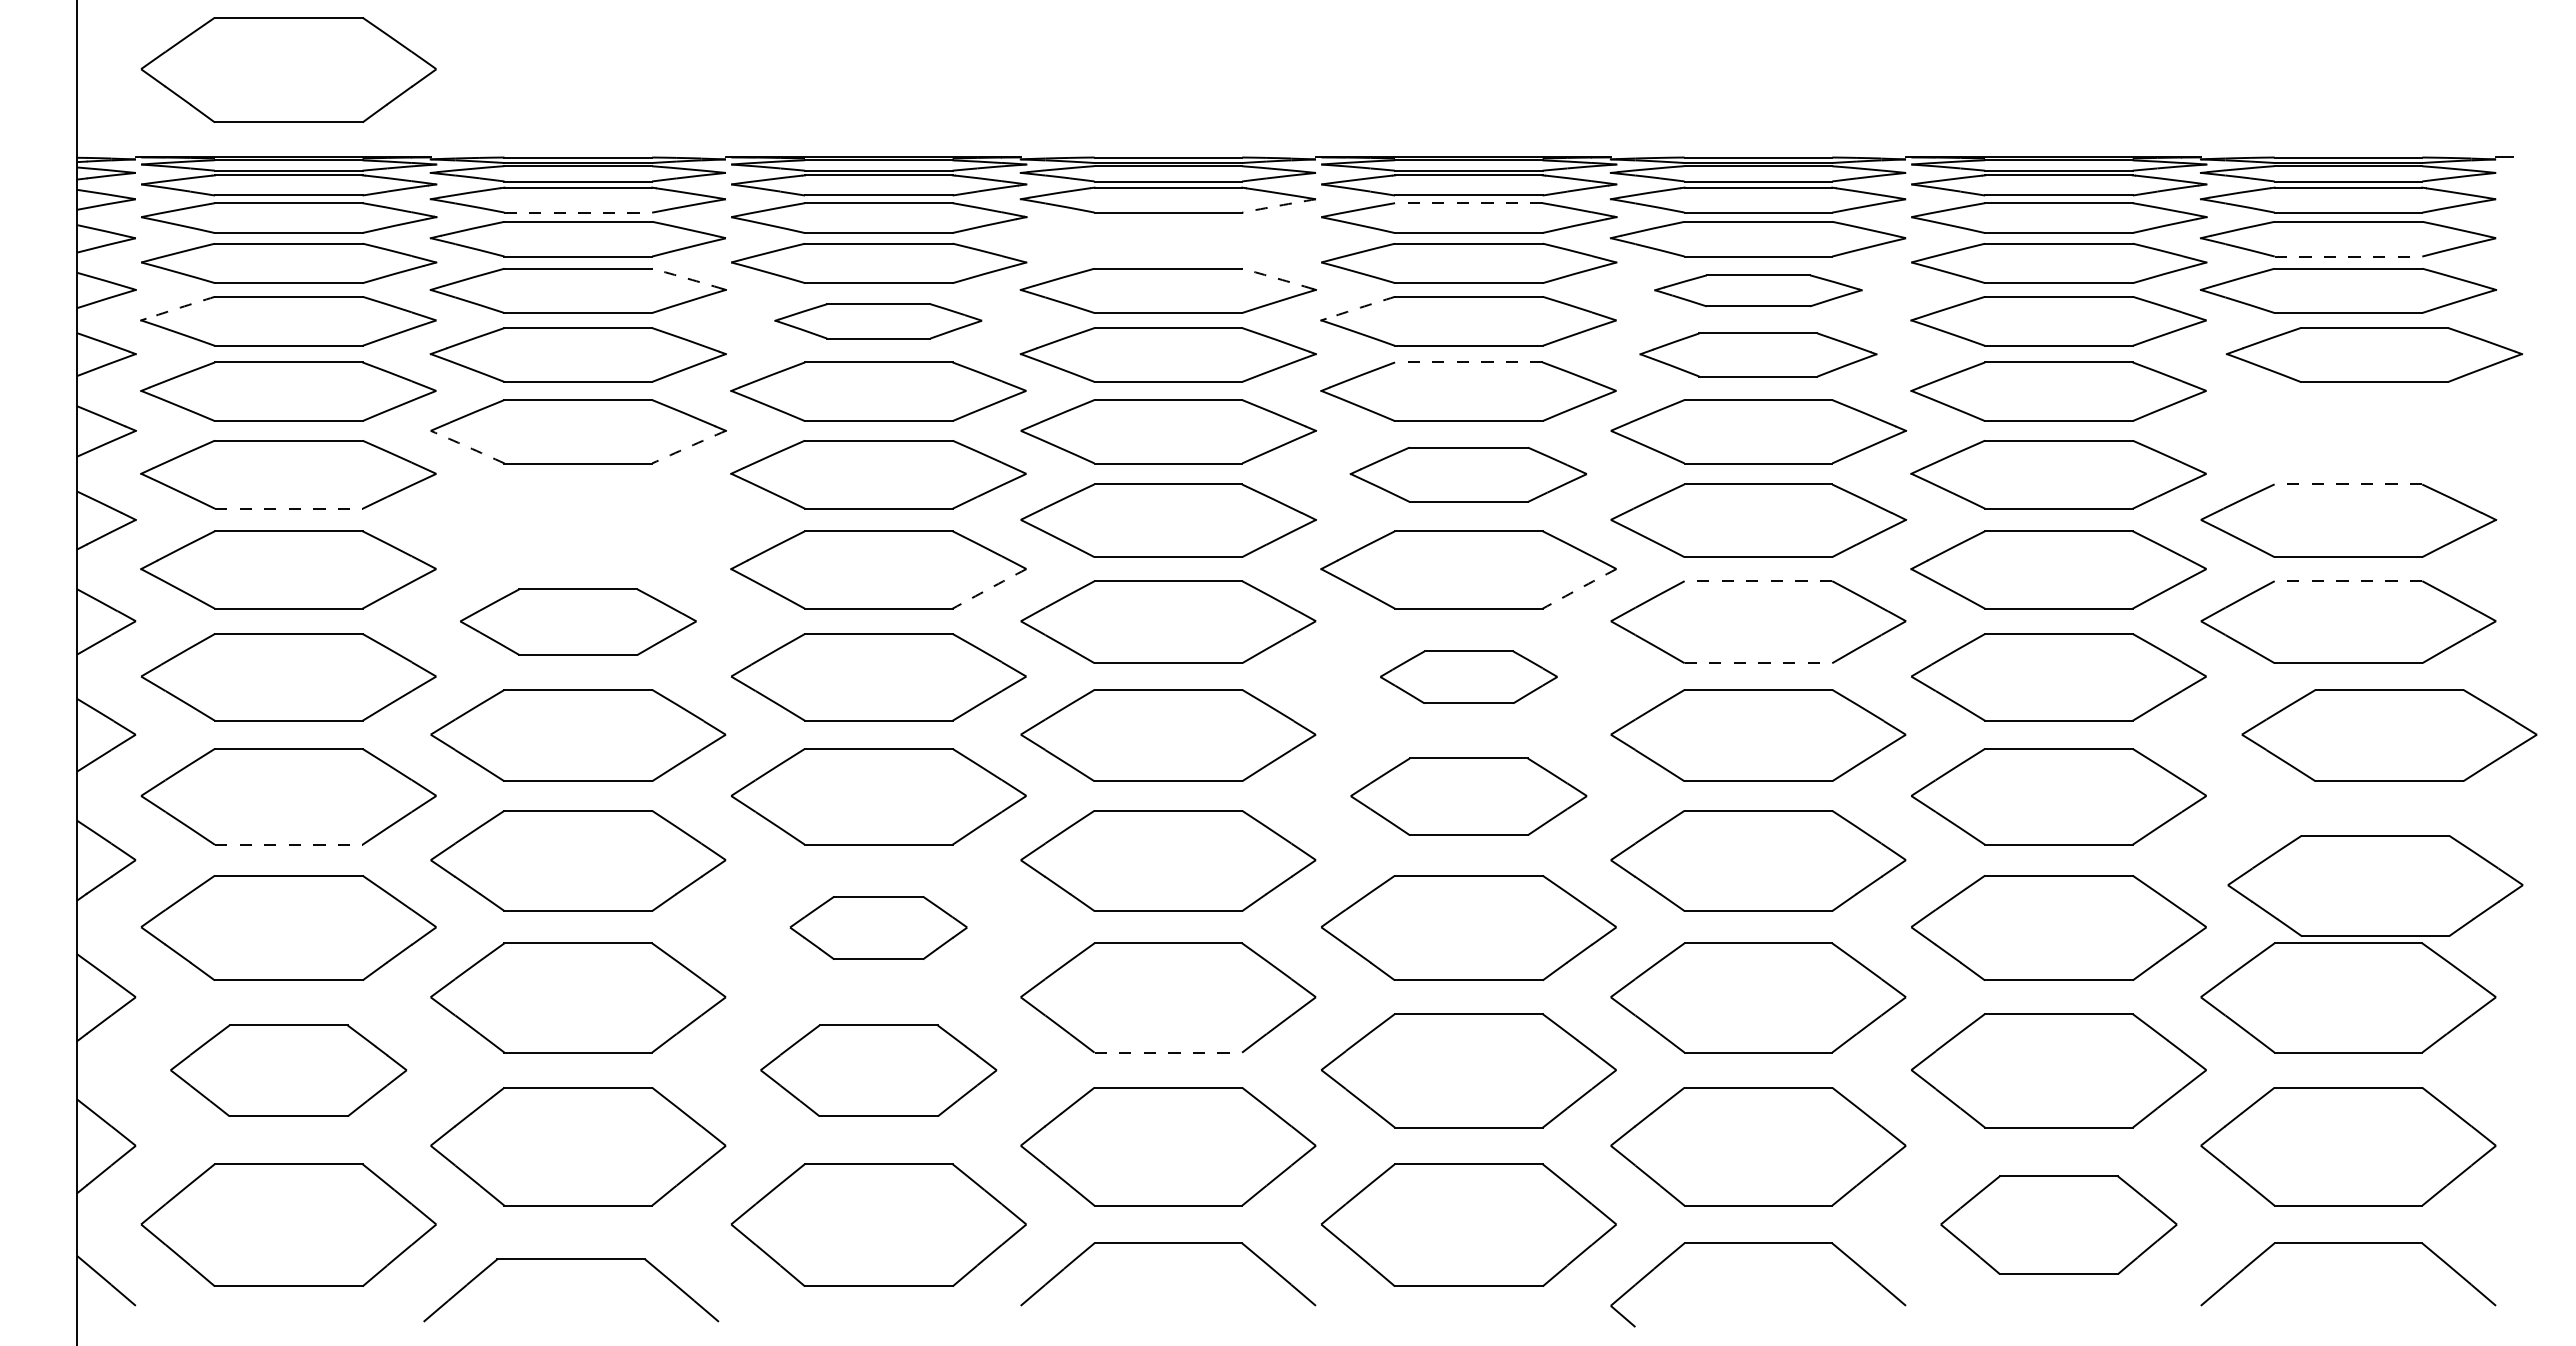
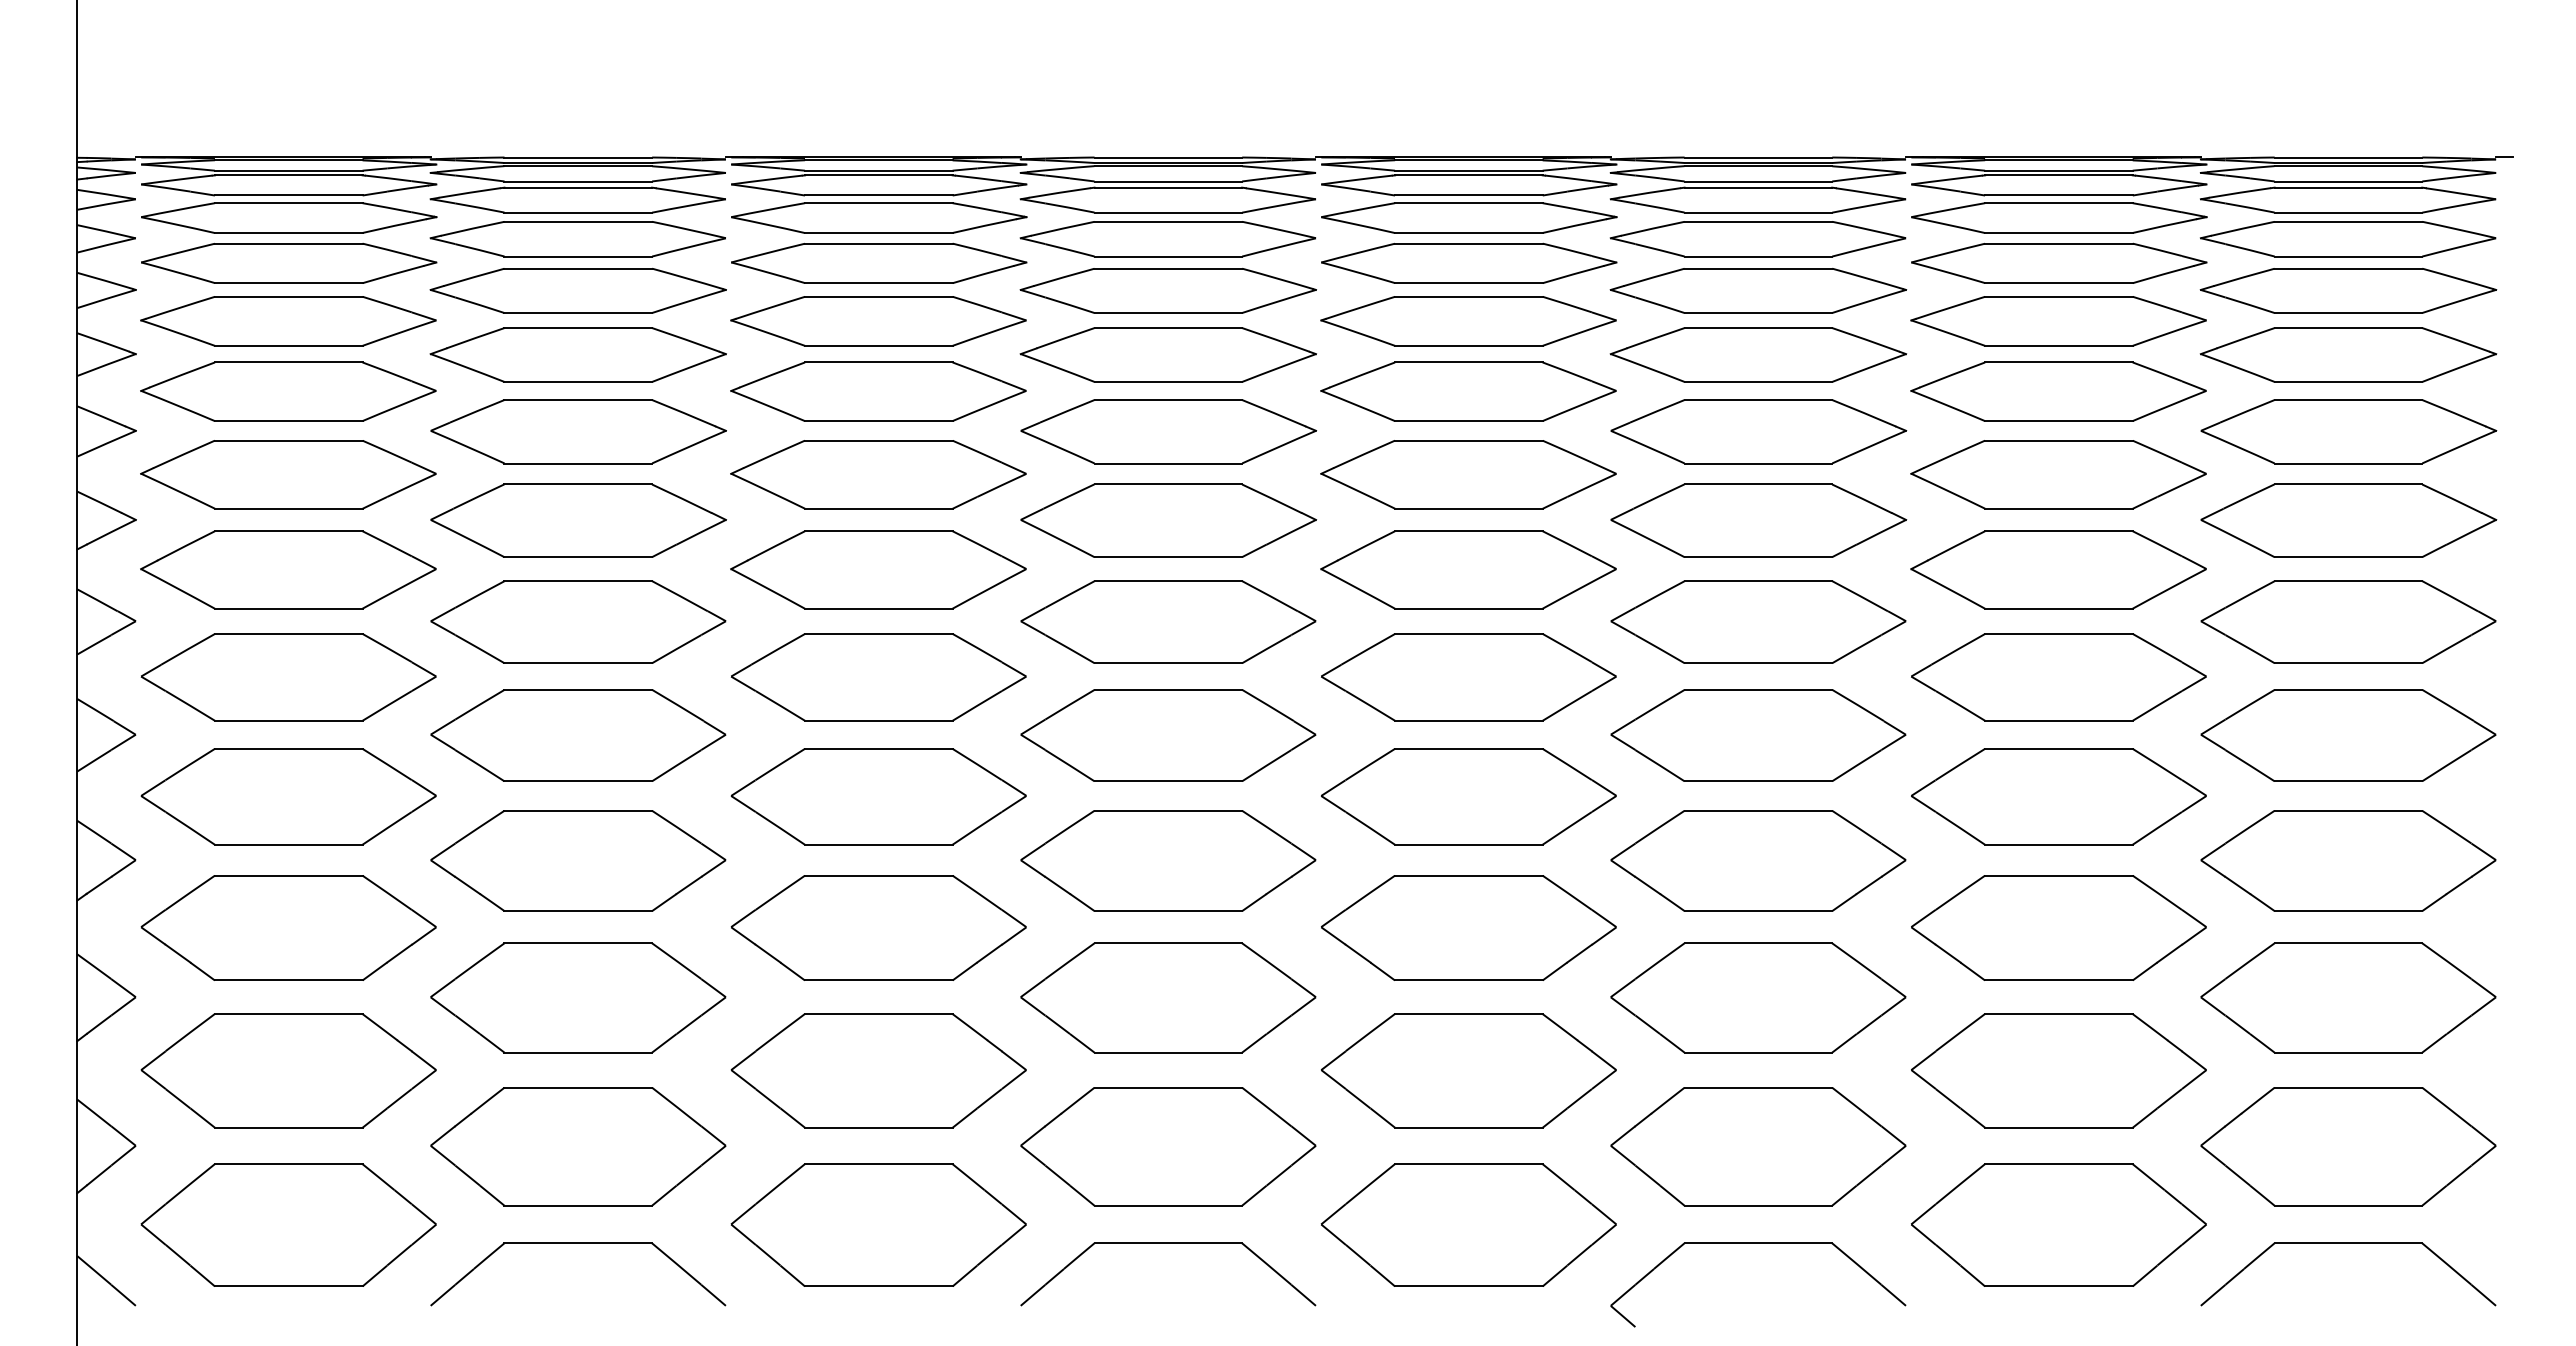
part: present -> none (288, 69)
line: dashed -> solid (1468, 203)
arc: dashed -> solid (1279, 205)
line: dashed -> solid (578, 212)
part: none -> present (1167, 239)
line: dashed -> solid (2348, 256)
arc: dashed -> solid (687, 278)
arc: dashed -> solid (1277, 278)
part size: 209x34 px -> 299x46 px (1758, 290)
arc: dashed -> solid (180, 307)
arc: dashed -> solid (1360, 307)
part size: 209x37 px -> 297x51 px (878, 321)
part size: 239x46 px -> 299x56 px (1758, 354)
part position: (2374, 354) -> (2348, 354) (2348, 354)
line: dashed -> solid (1468, 362)
part: none -> present (2348, 431)
arc: dashed -> solid (467, 446)
arc: dashed -> solid (688, 446)
part size: 238x57 px -> 297x70 px (1468, 474)
line: dashed -> solid (2348, 484)
line: dashed -> solid (288, 508)
part: none -> present (578, 520)
line: dashed -> solid (1758, 581)
line: dashed -> solid (2348, 581)
arc: dashed -> solid (989, 588)
arc: dashed -> solid (1579, 588)
part size: 237x68 px -> 297x84 px (578, 621)
line: dashed -> solid (1758, 663)
part size: 178x54 px -> 296x89 px (1468, 677)
part position: (2389, 735) -> (2348, 735) (2348, 735)
part size: 238x79 px -> 296x98 px (1468, 796)
line: dashed -> solid (288, 844)
part position: (2375, 885) -> (2348, 860) (2348, 860)
part size: 179x64 px -> 297x106 px (878, 927)
line: dashed -> solid (1168, 1052)
part size: 238x93 px -> 297x116 px (288, 1070)
part size: 238x93 px -> 297x116 px (878, 1070)
part size: 238x100 px -> 296x124 px (2058, 1224)
part position: (571, 1259) -> (578, 1243) (578, 1243)
